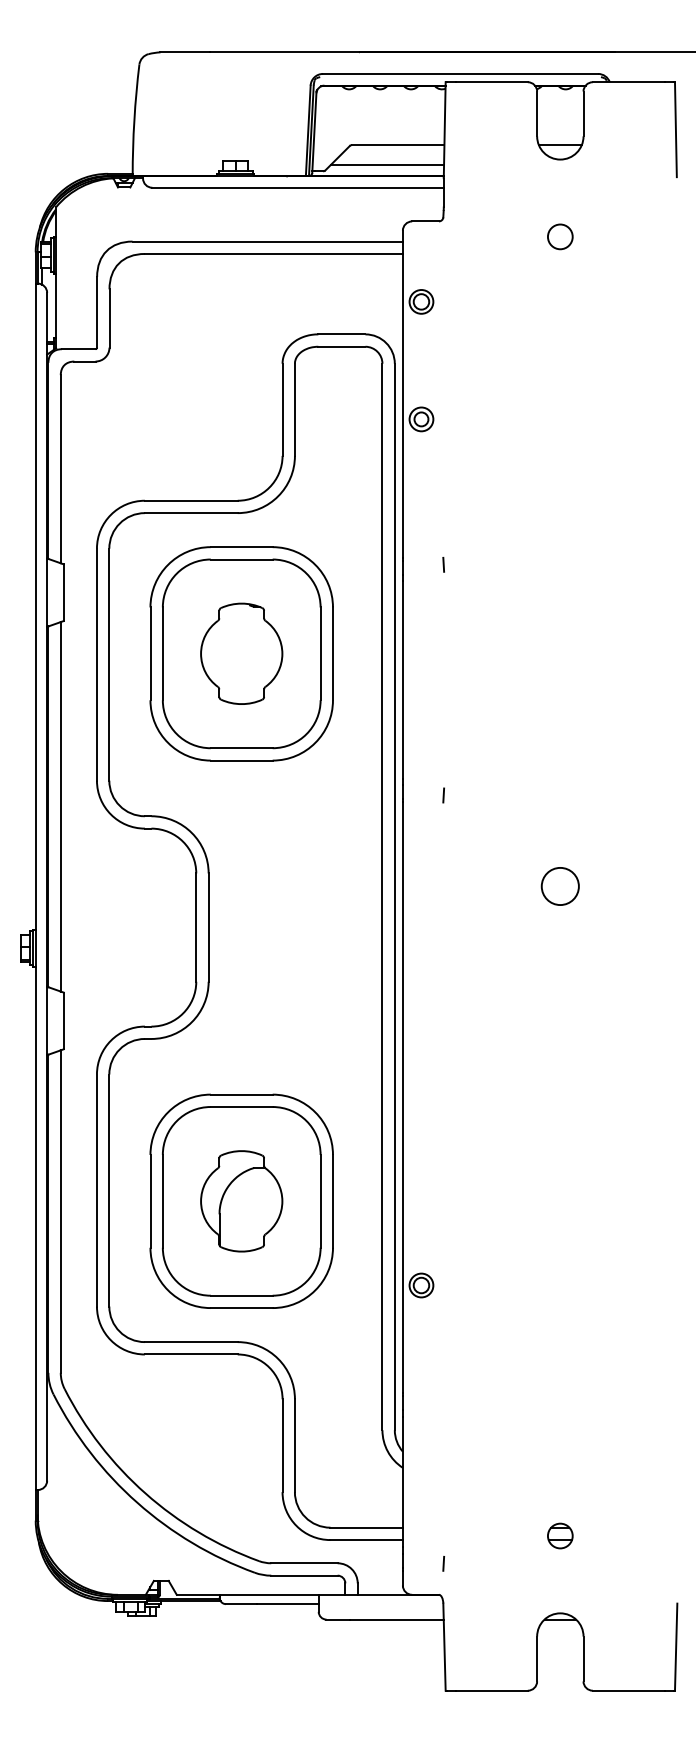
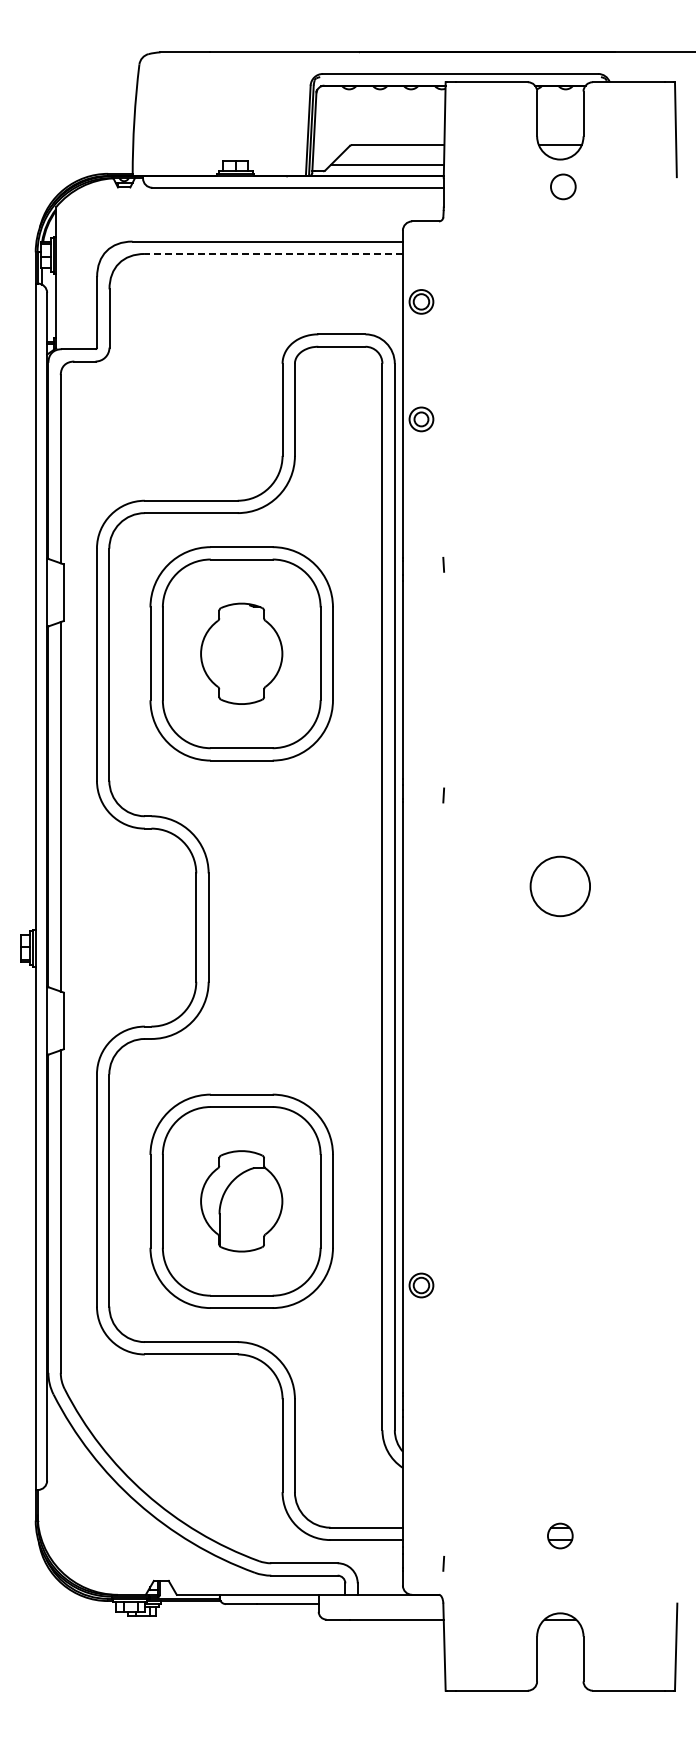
circle position: (560, 236) -> (563, 186) (563, 186)
line: solid -> dashed (273, 253)
circle diameter: 37 px -> 59 px (560, 886)
